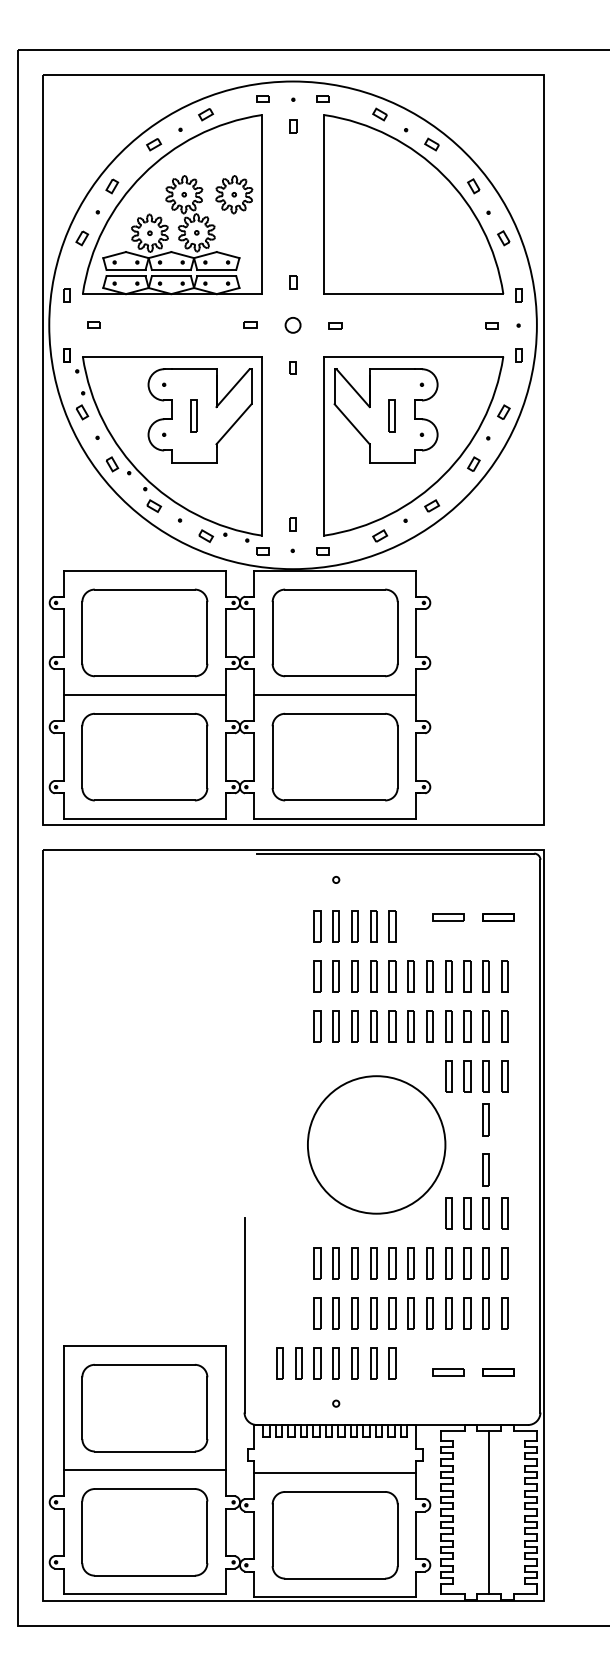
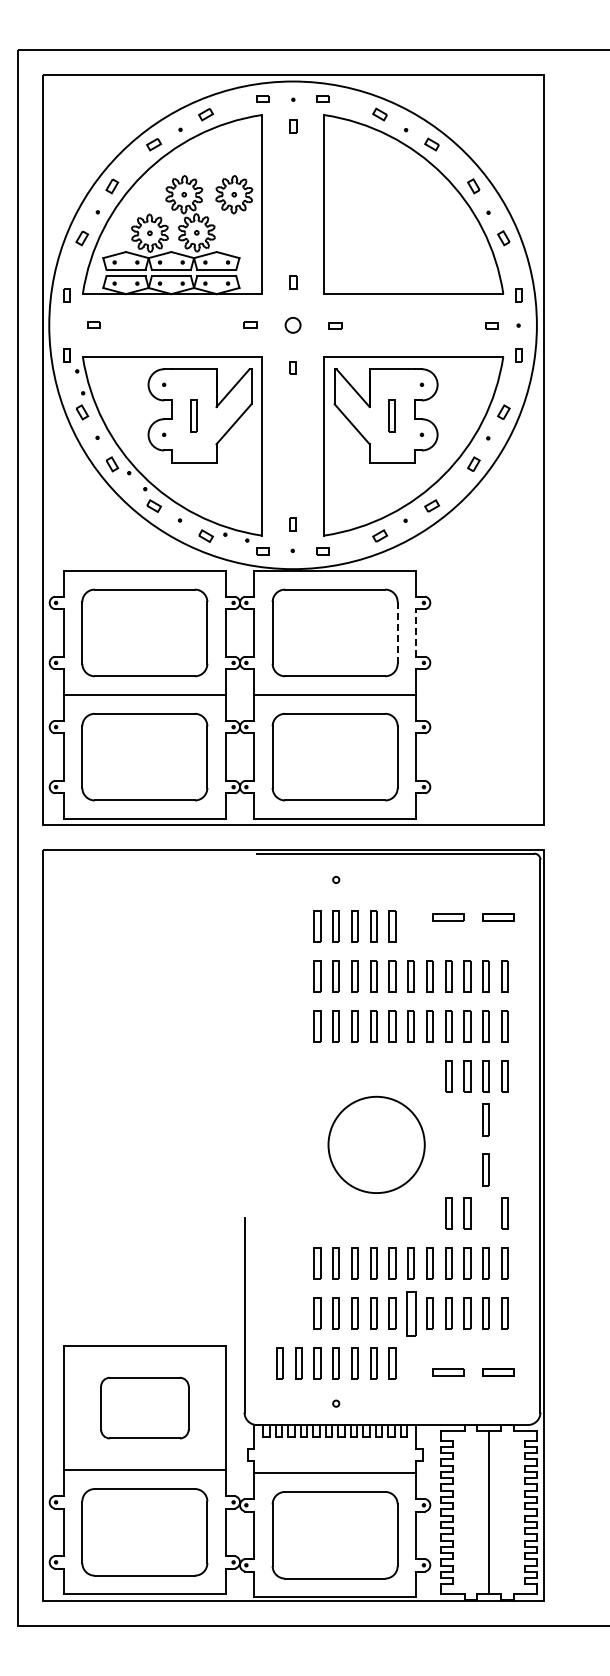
line: solid -> dashed (397, 632)
line: solid -> dashed (416, 632)
circle diameter: 138 px -> 96 px (376, 1144)
part: present -> none (485, 1213)
part size: 8x33 px -> 11x46 px (411, 1313)
part size: 128x90 px -> 90x64 px (144, 1407)
